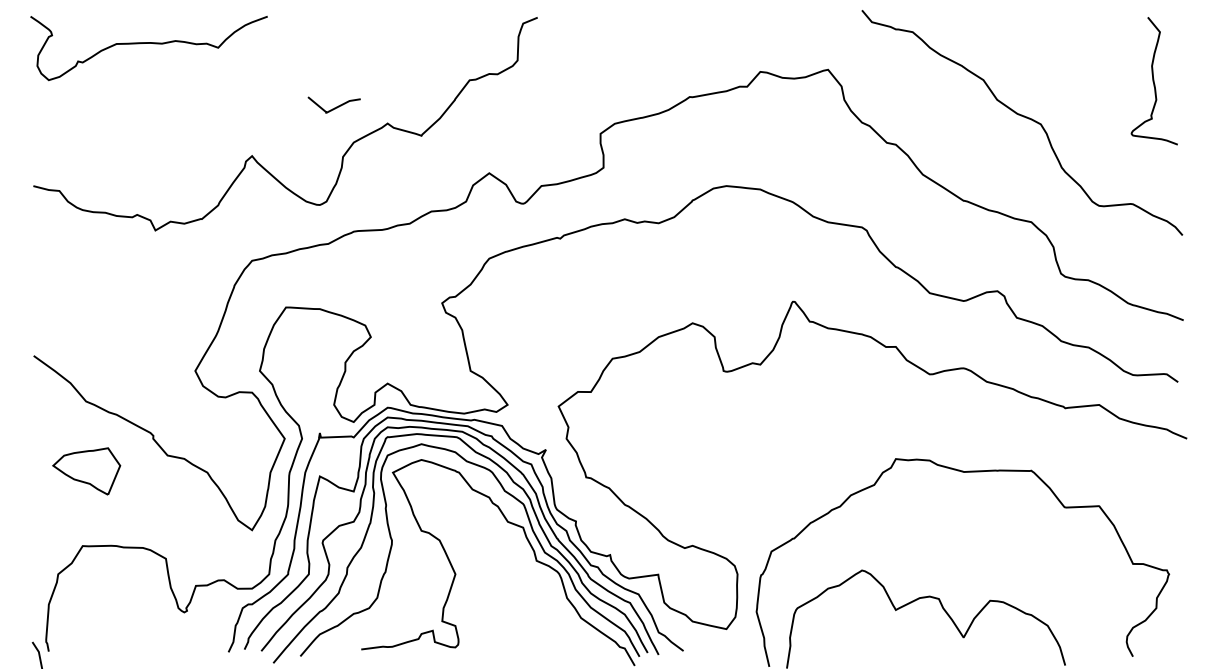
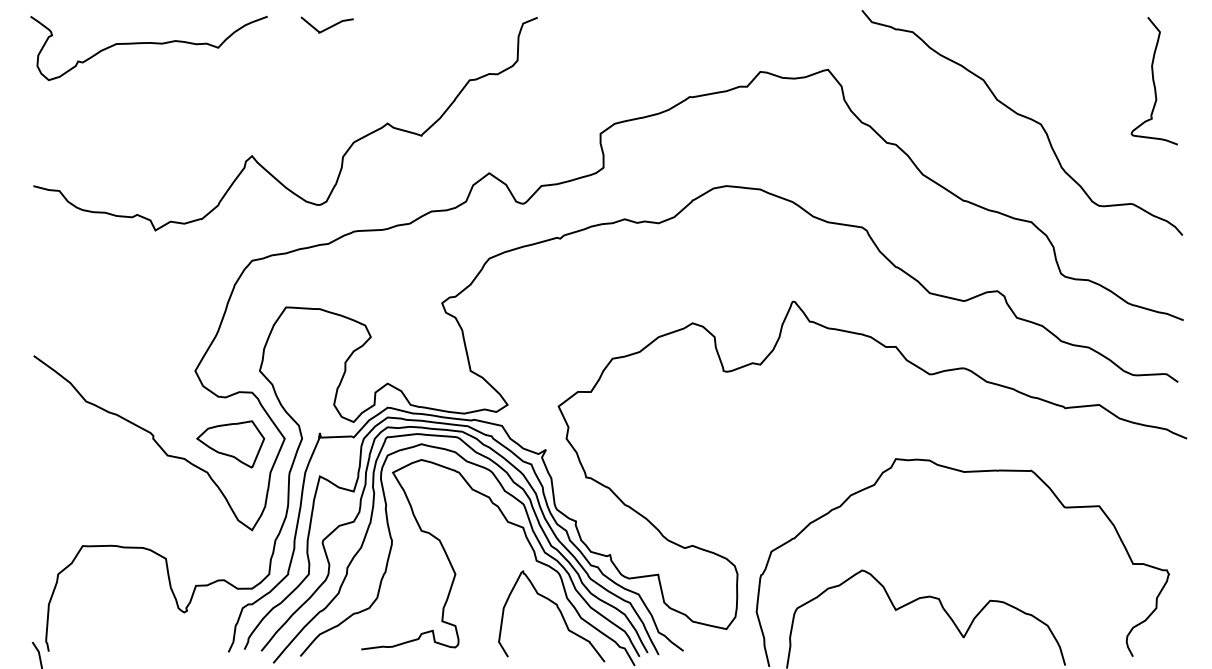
curve position: (334, 107) -> (327, 27) (327, 27)
part position: (86, 471) -> (230, 444) (230, 444)
curve: none -> present (558, 610)
